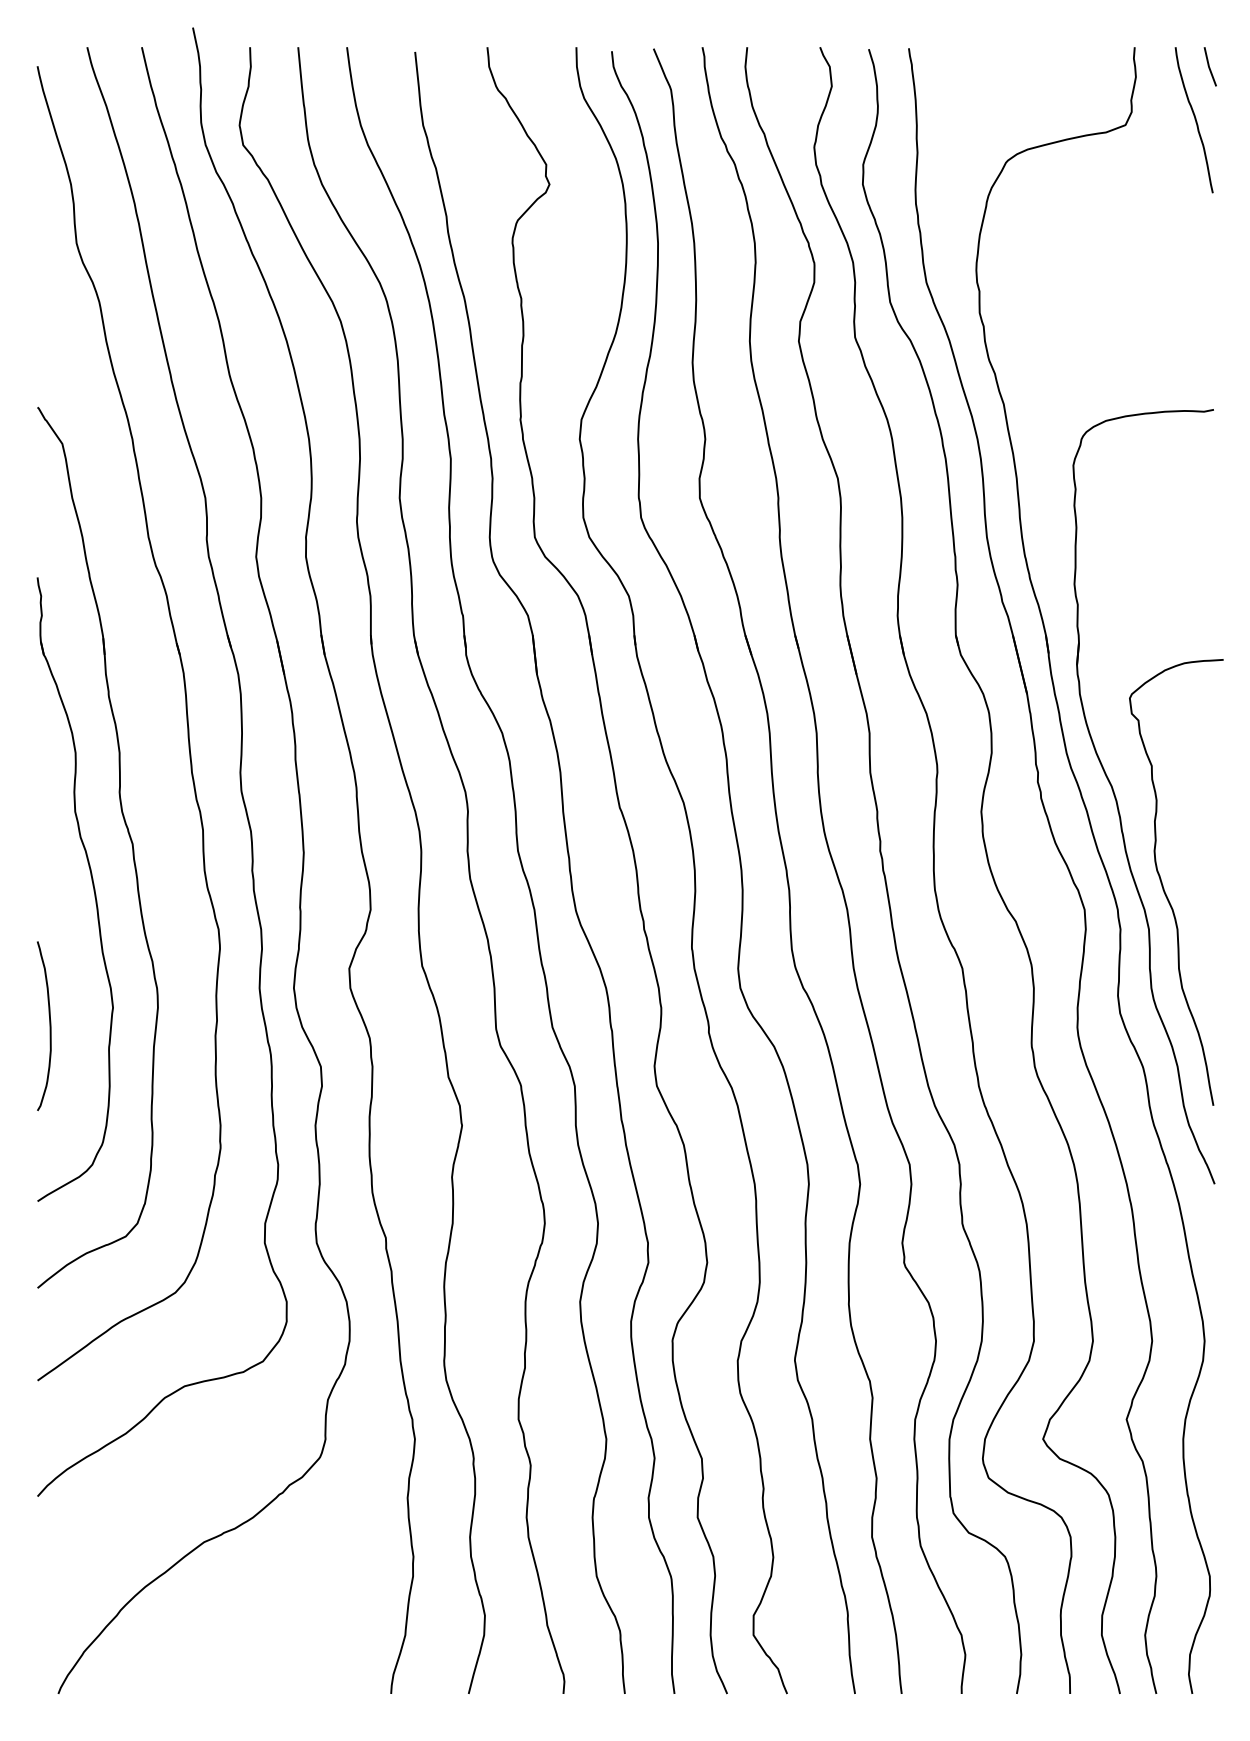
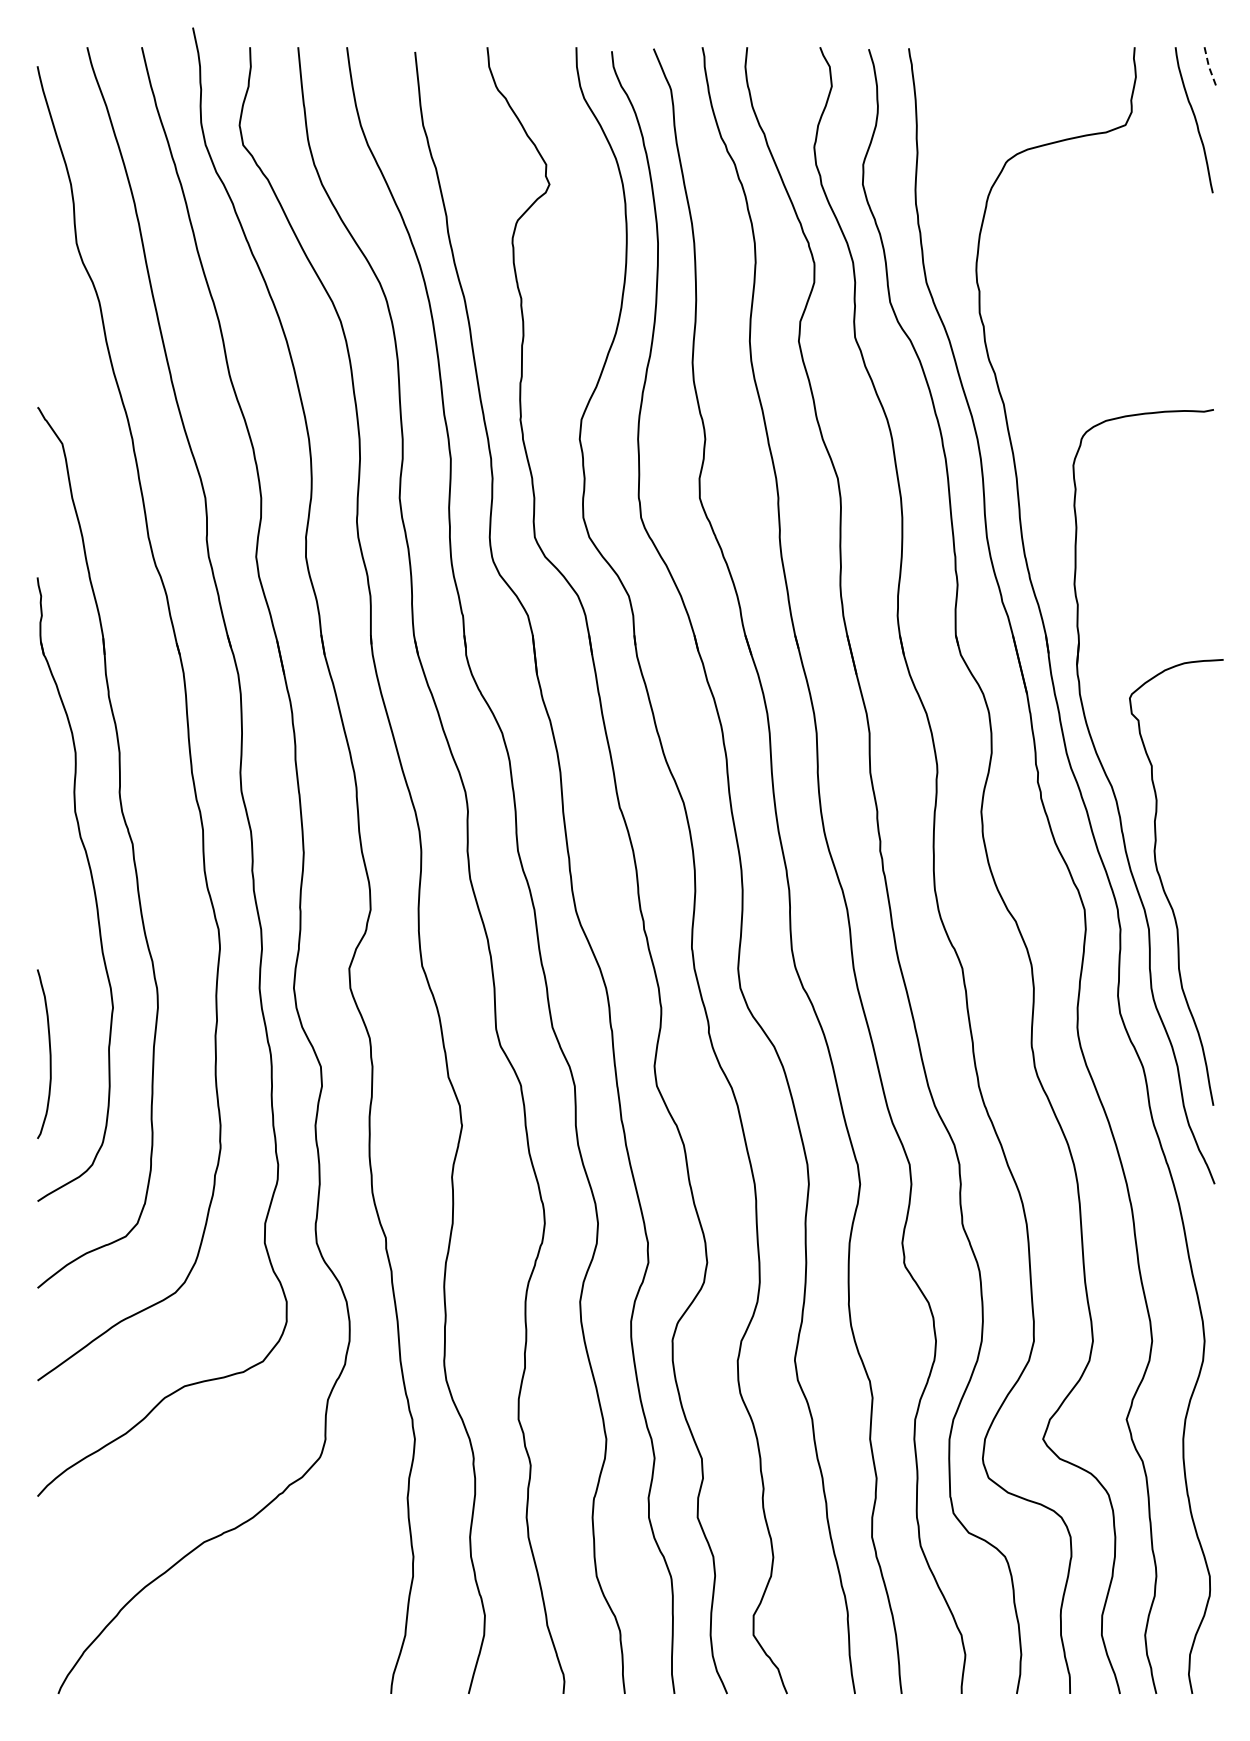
line: solid -> dashed (1208, 66)
curve position: (49, 1026) -> (49, 1054) (49, 1054)
